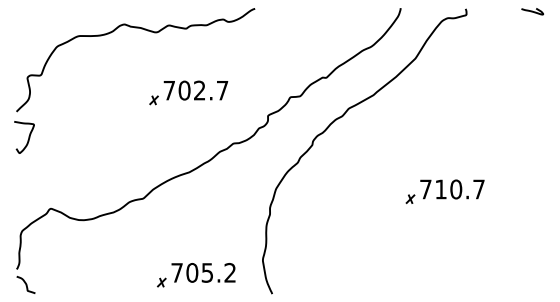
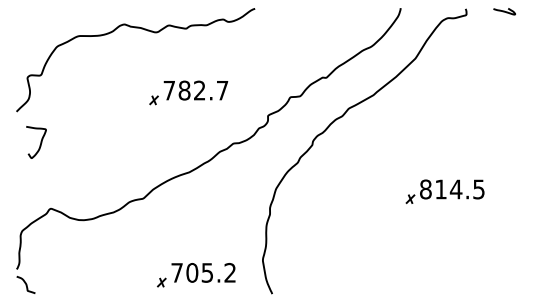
curve position: (532, 11) -> (504, 11) (504, 11)
text: 702.7 -> 782.7 (184, 90)
curve position: (28, 137) -> (40, 142) (40, 142)
text: 710.7 -> 814.5 (452, 189)
